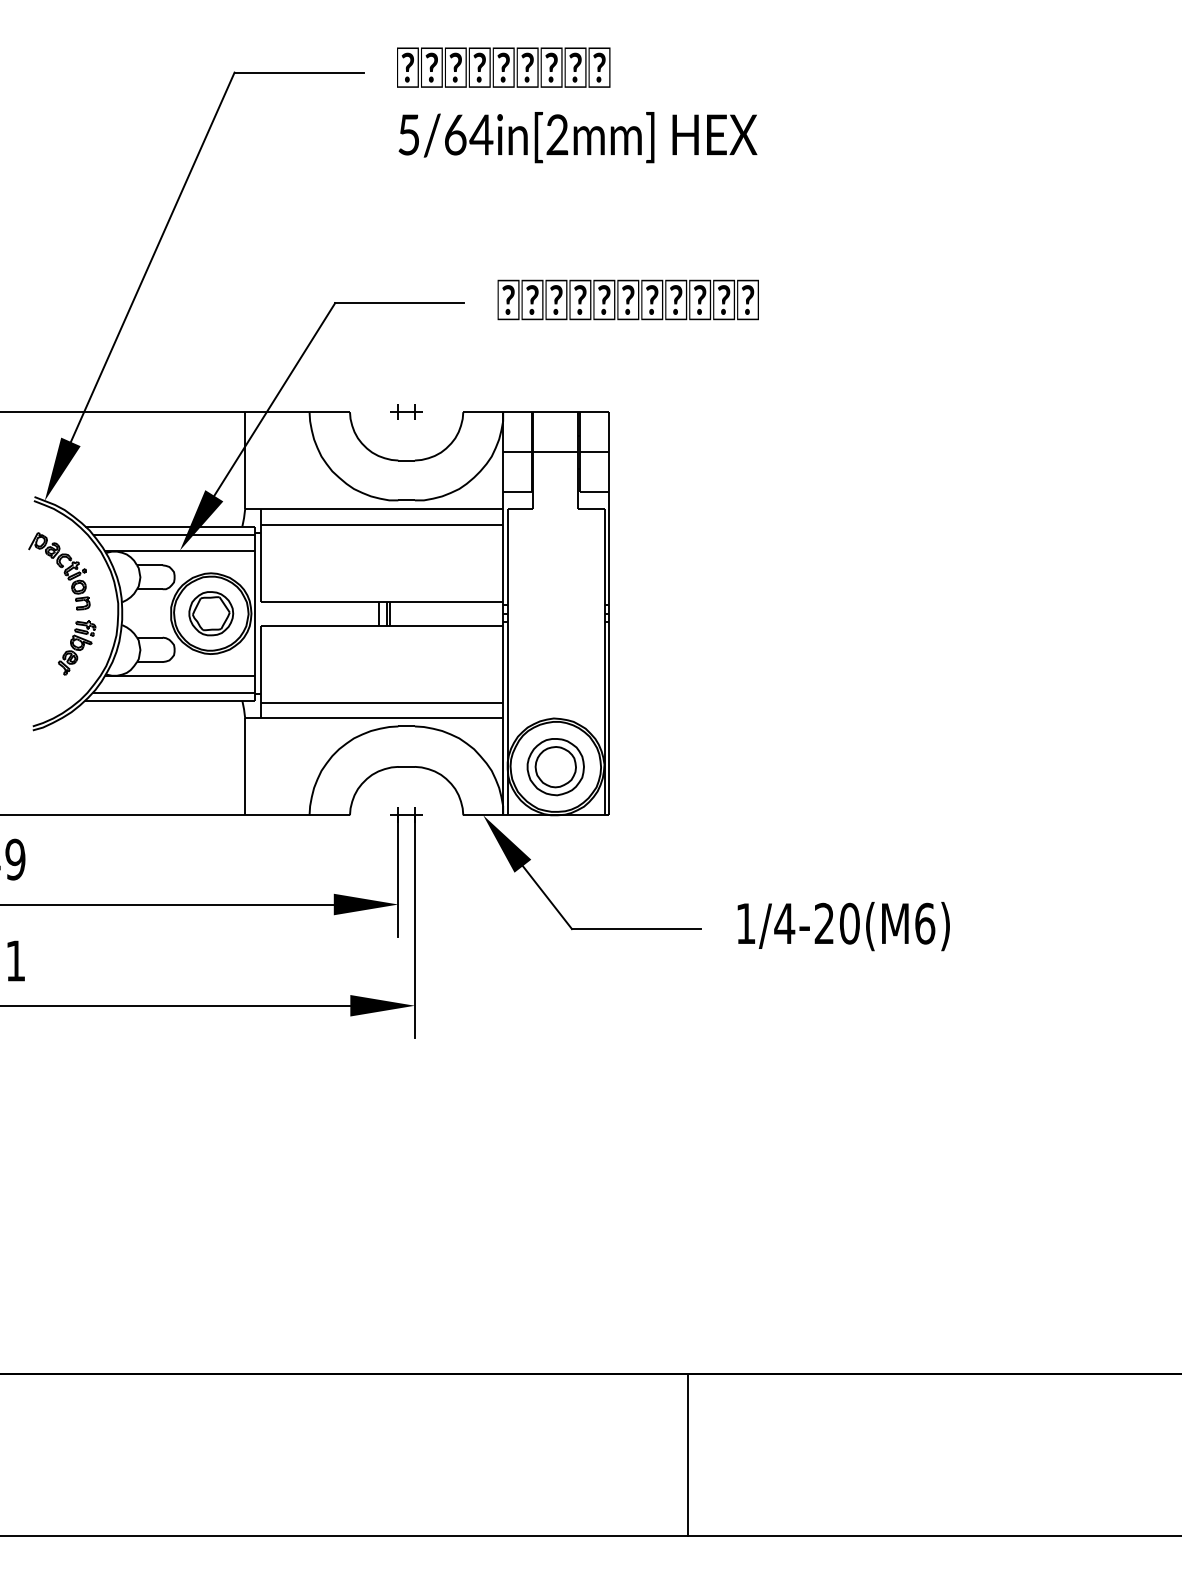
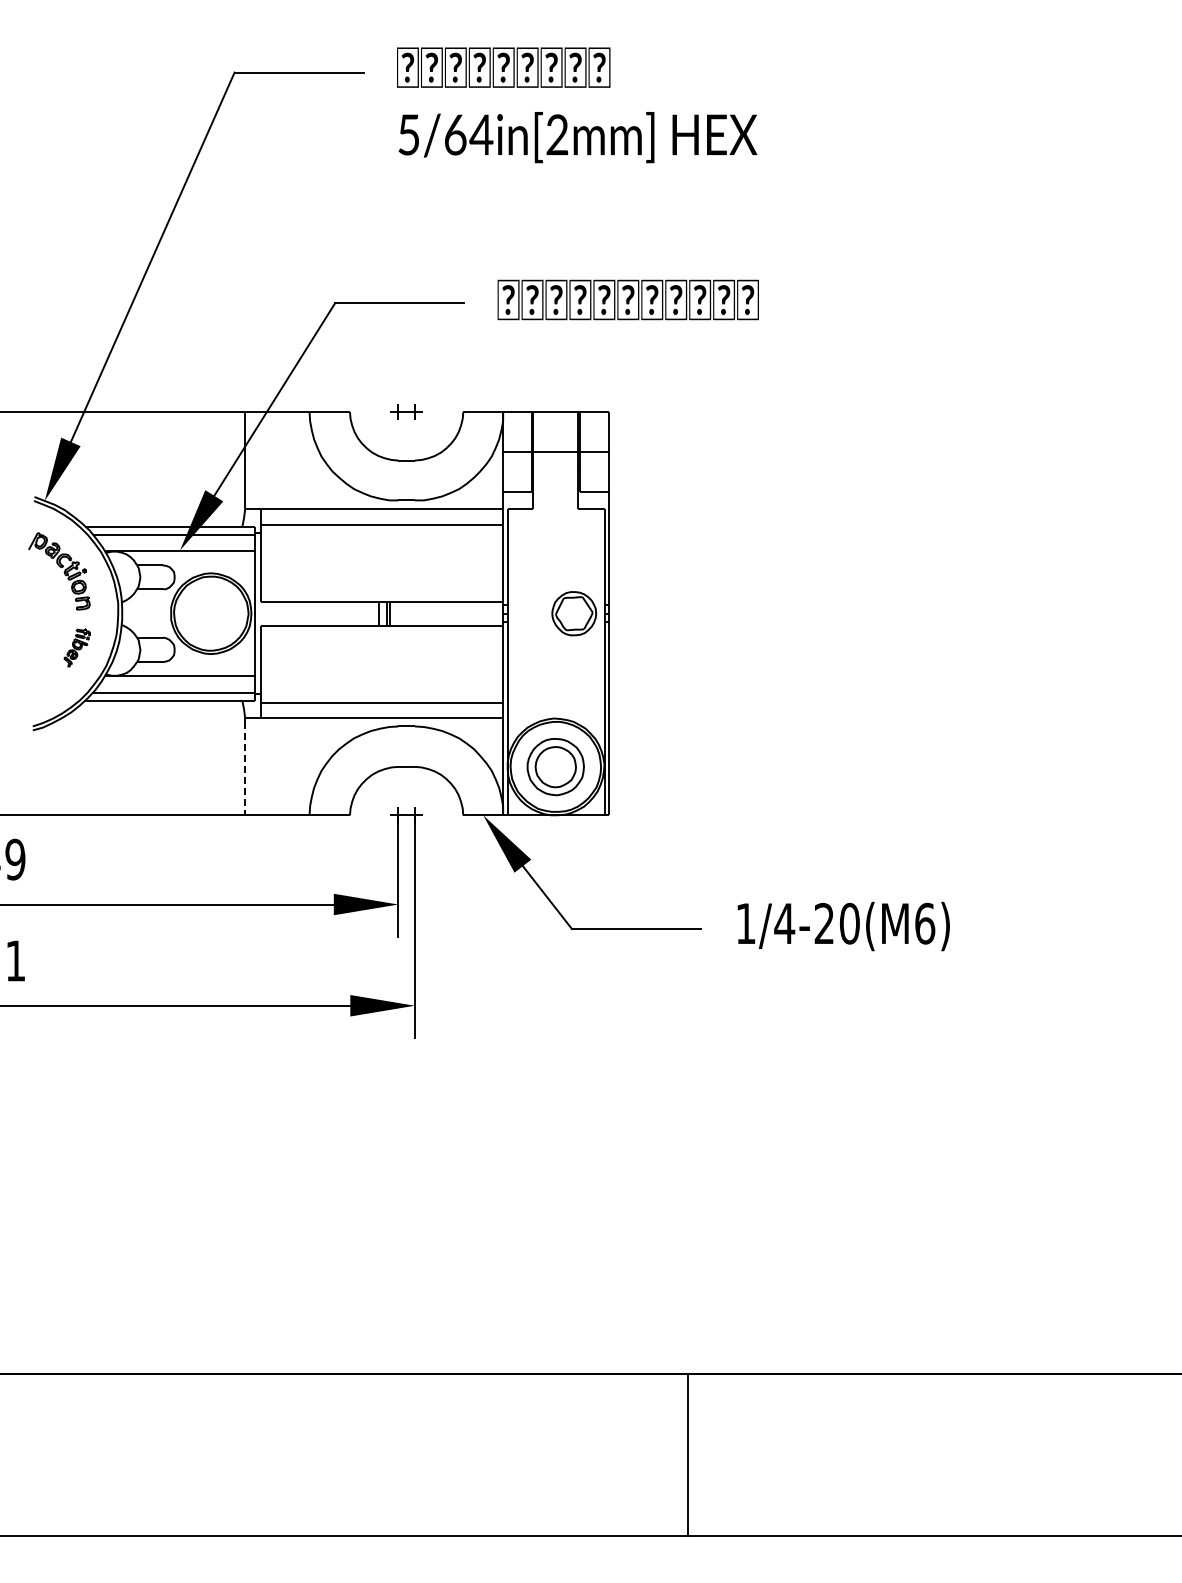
part position: (211, 613) -> (574, 613) (574, 613)
part size: 39x56 px -> 28x40 px (76, 647)
line: solid -> dashed (245, 769)
